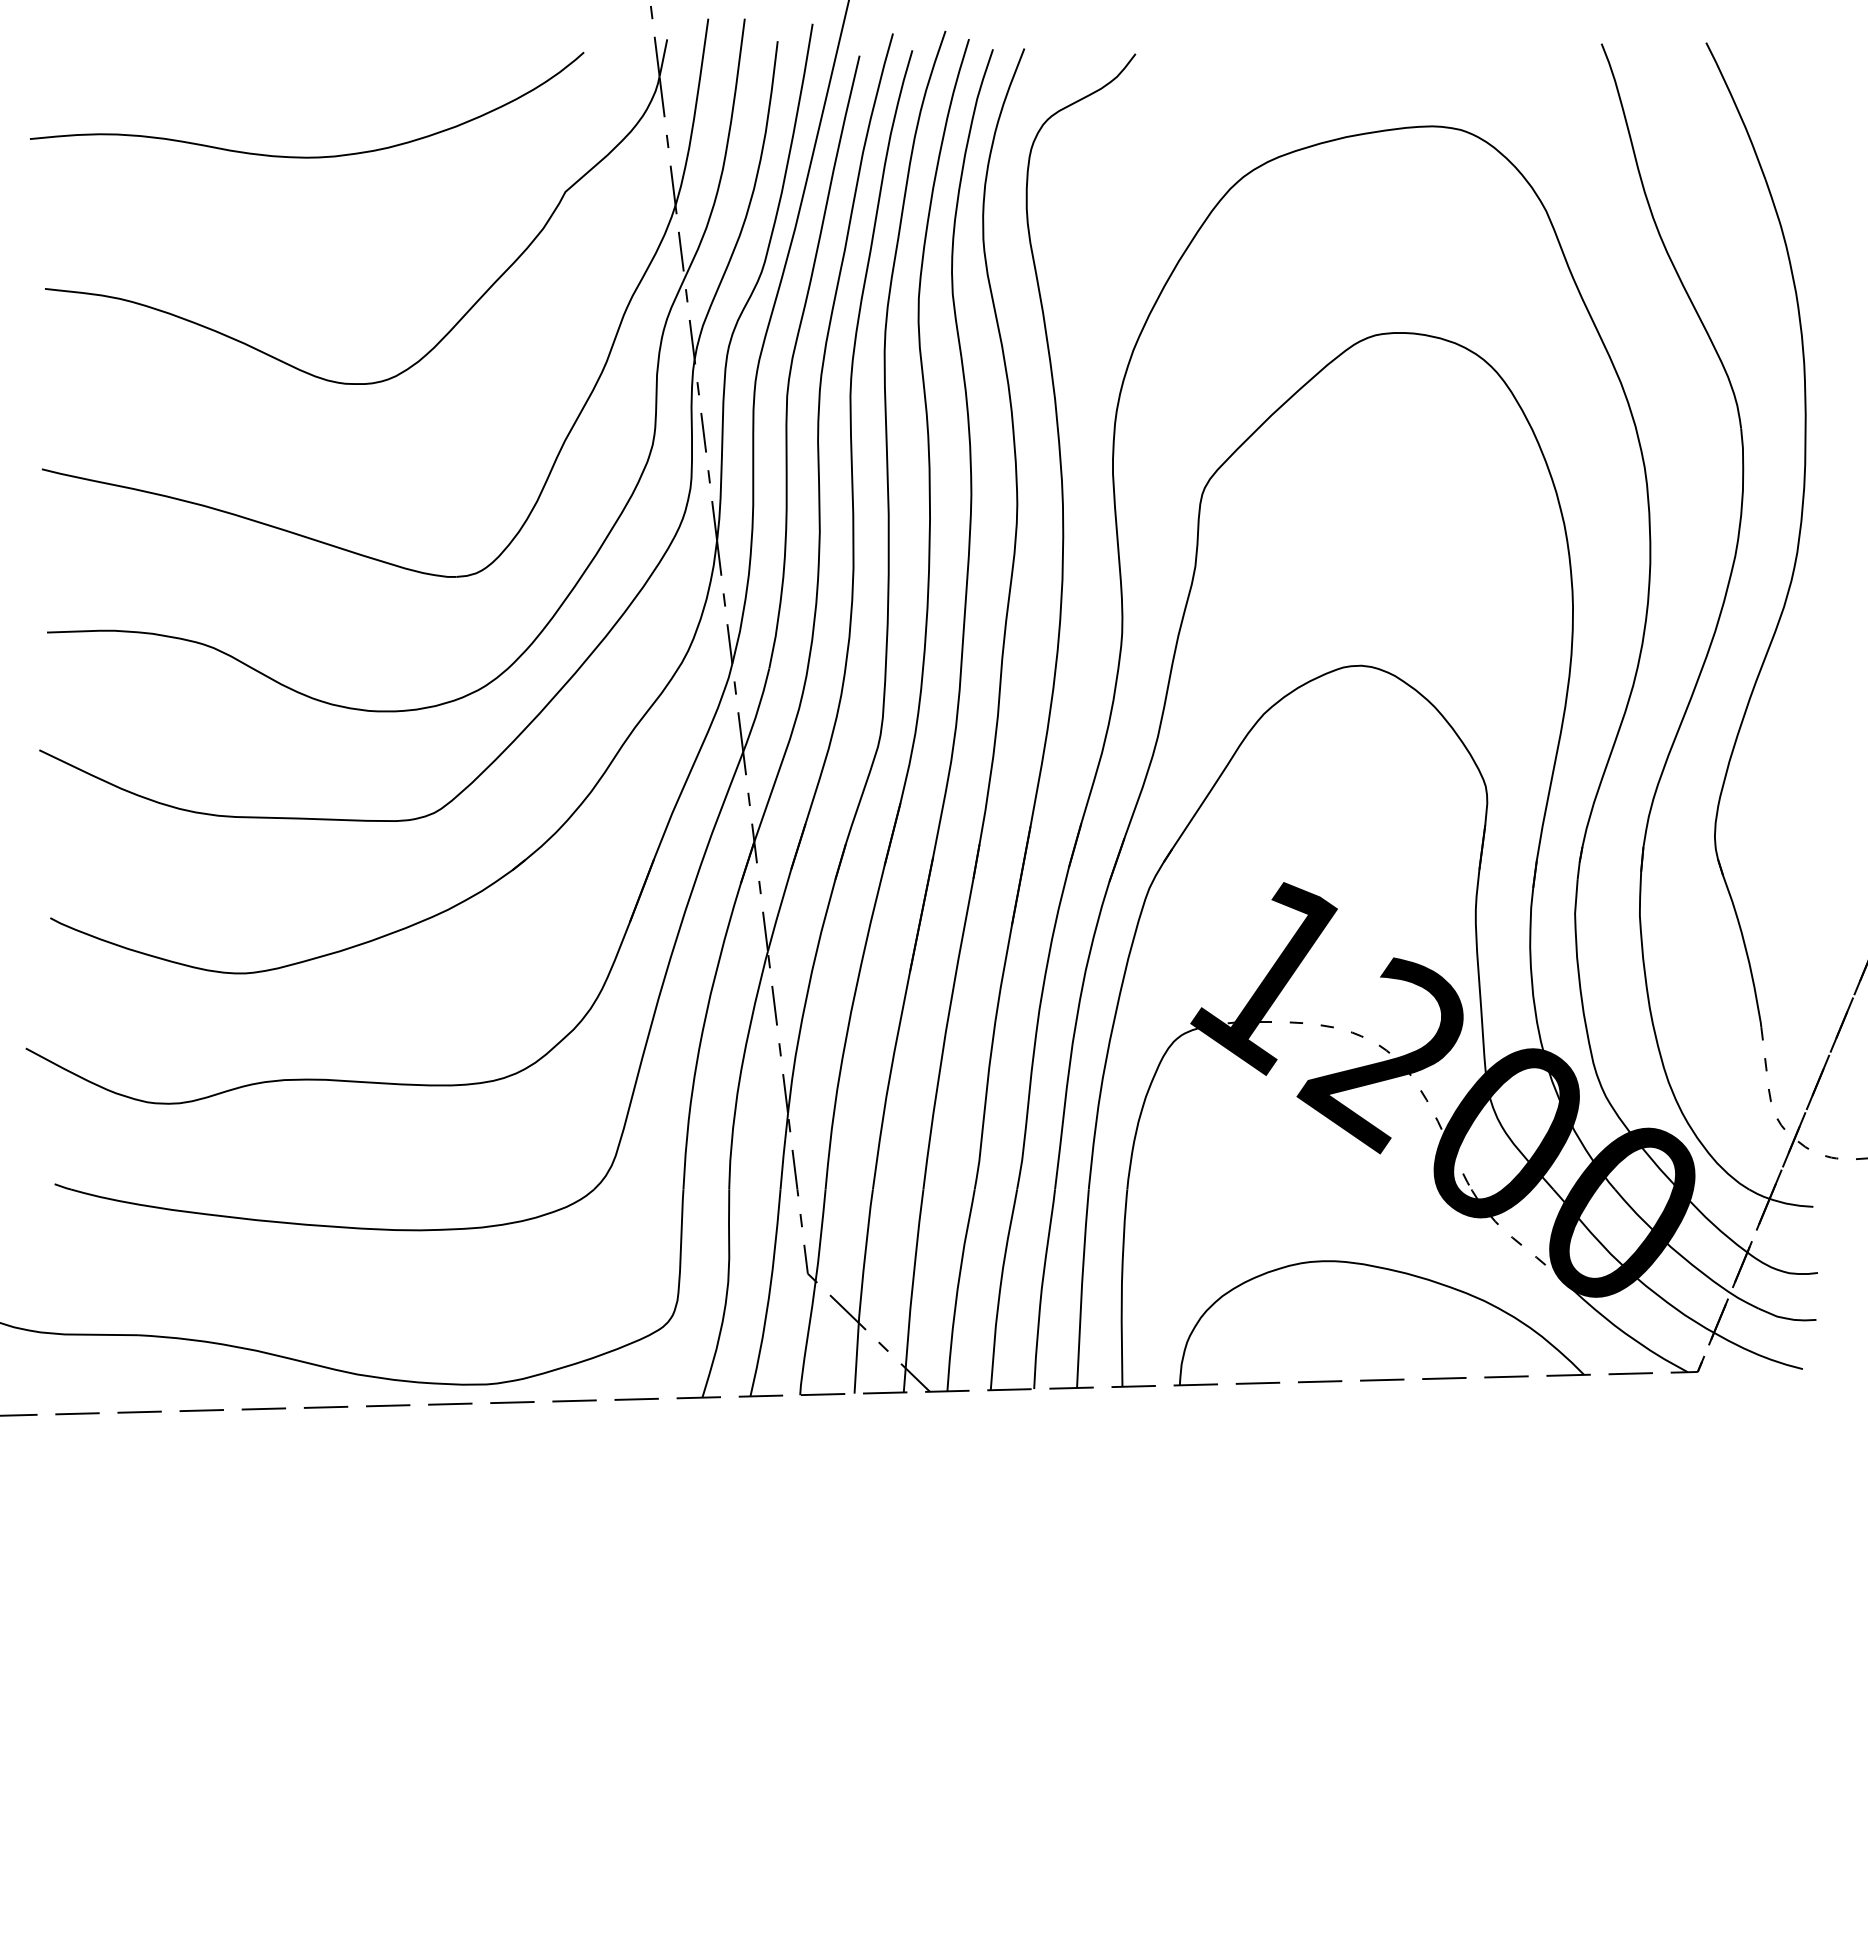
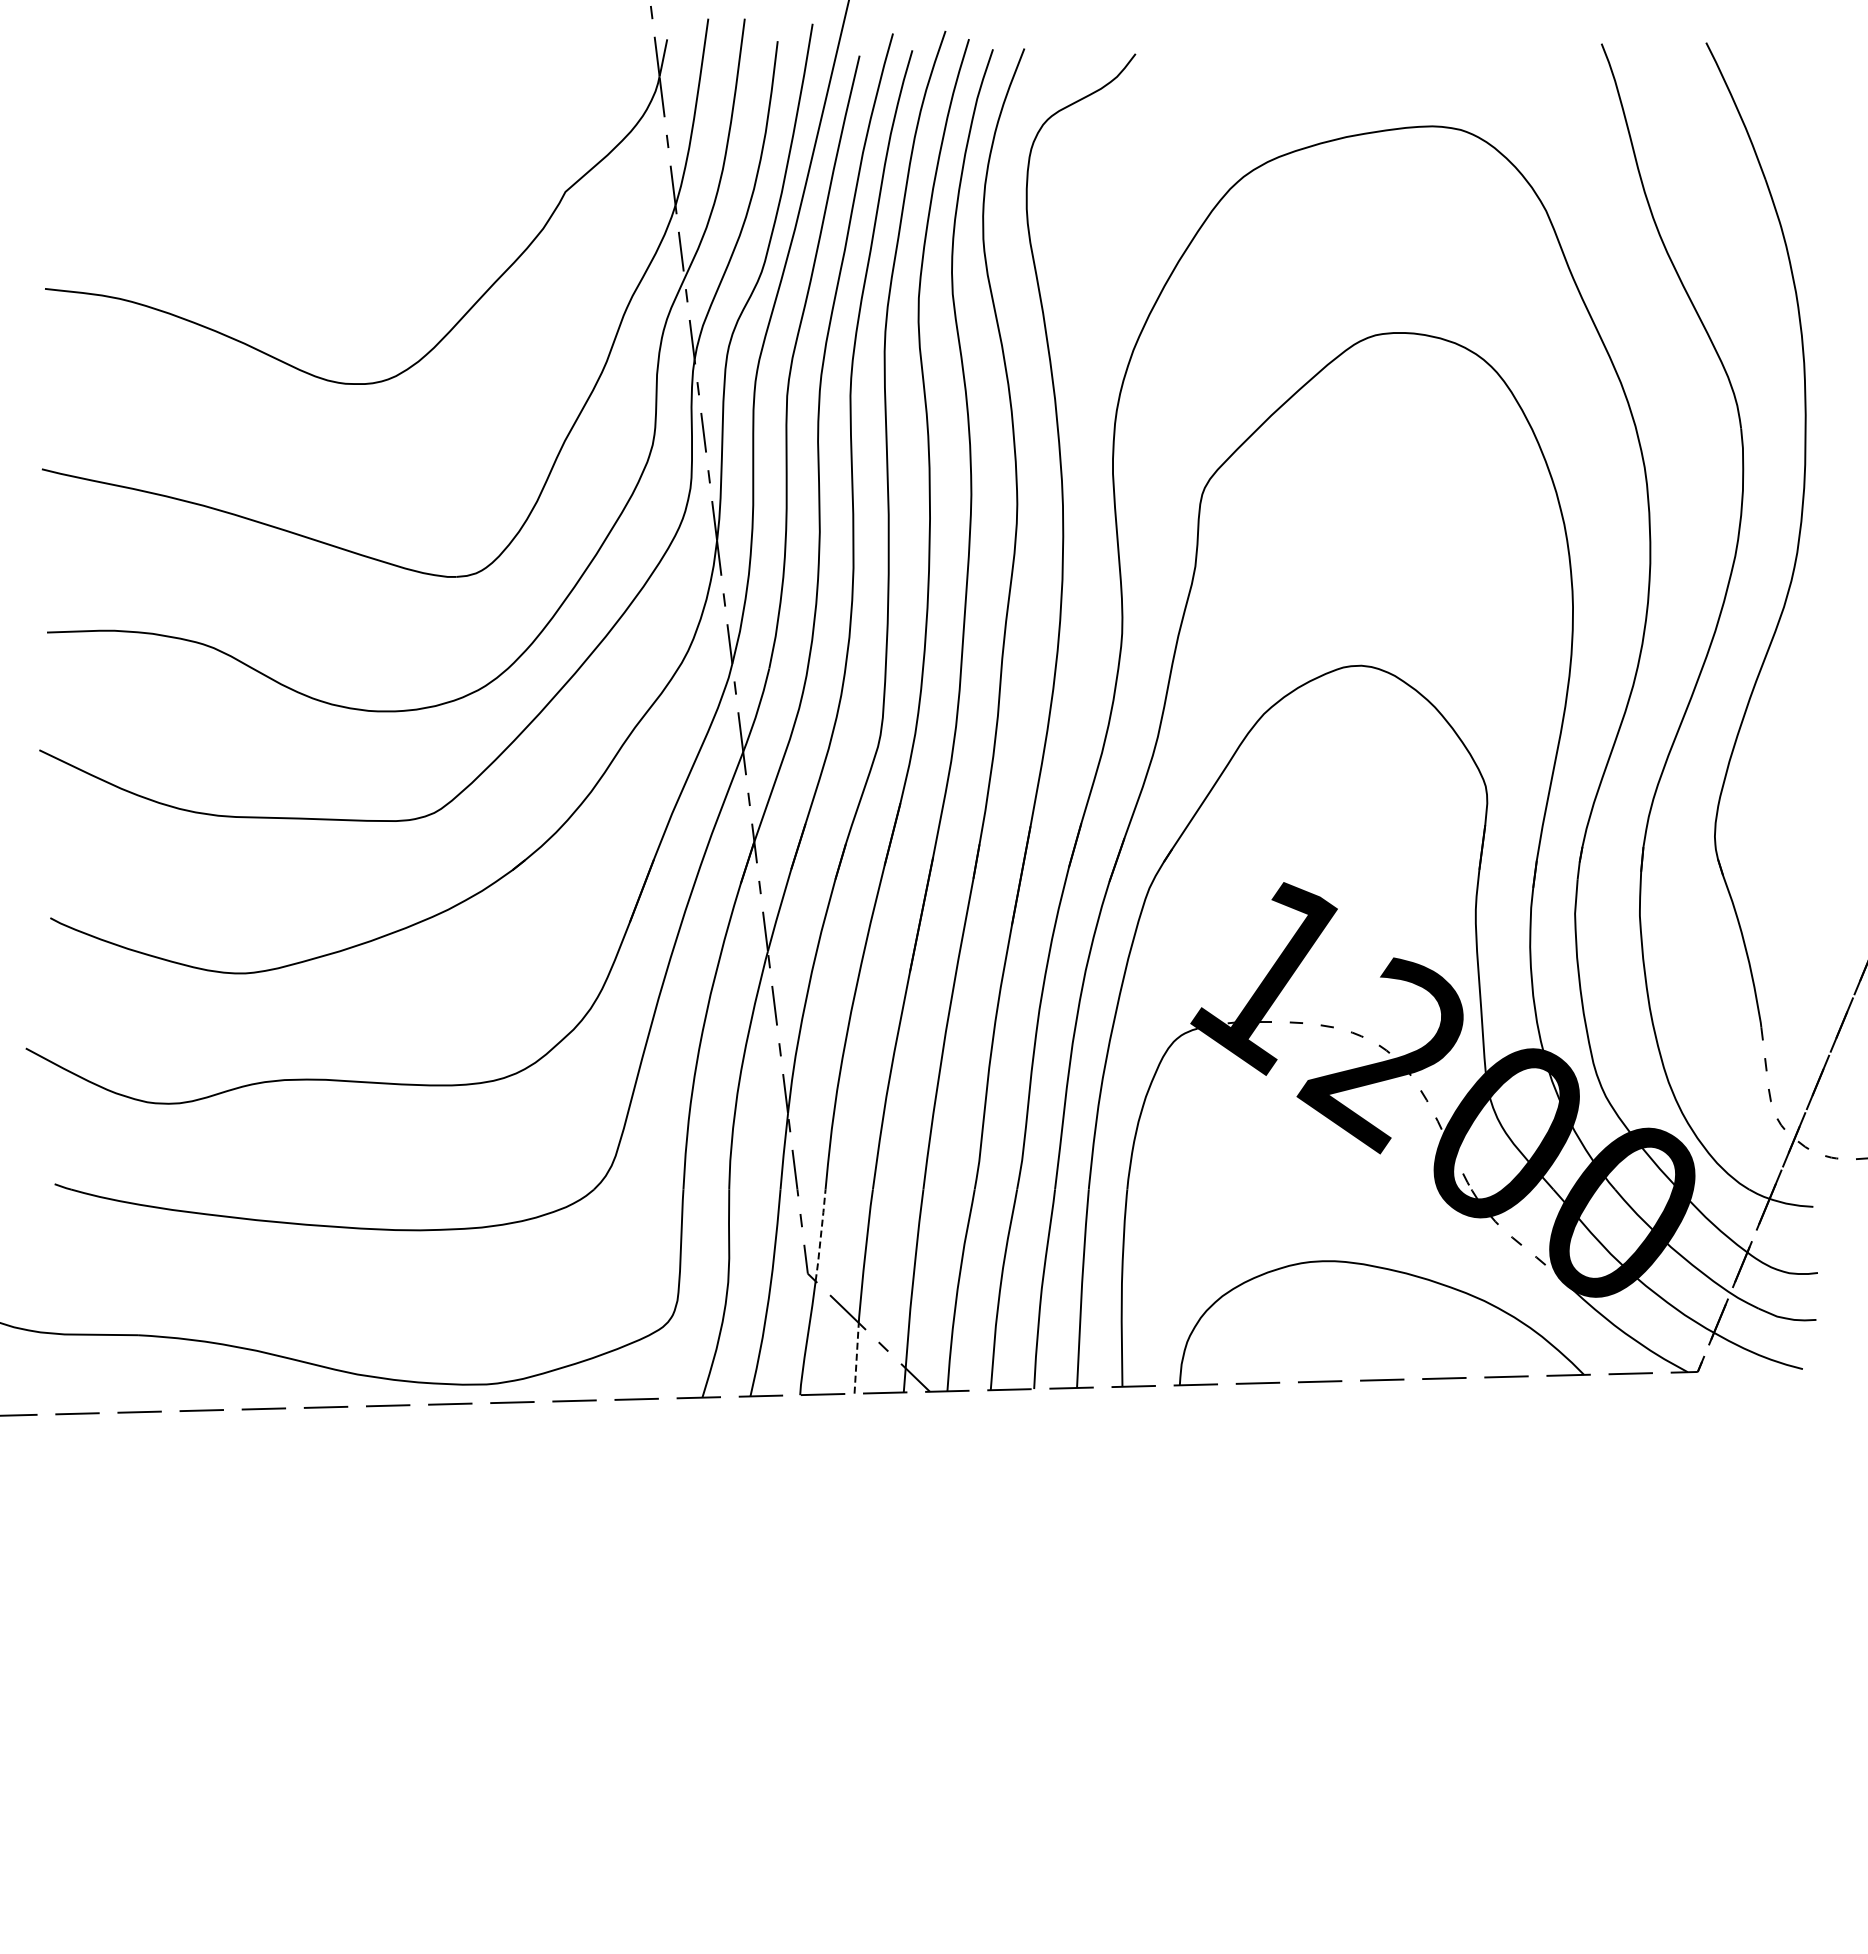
curve: present -> none (307, 156)
line: solid -> dashed (820, 1235)
line: solid -> dashed (856, 1357)
